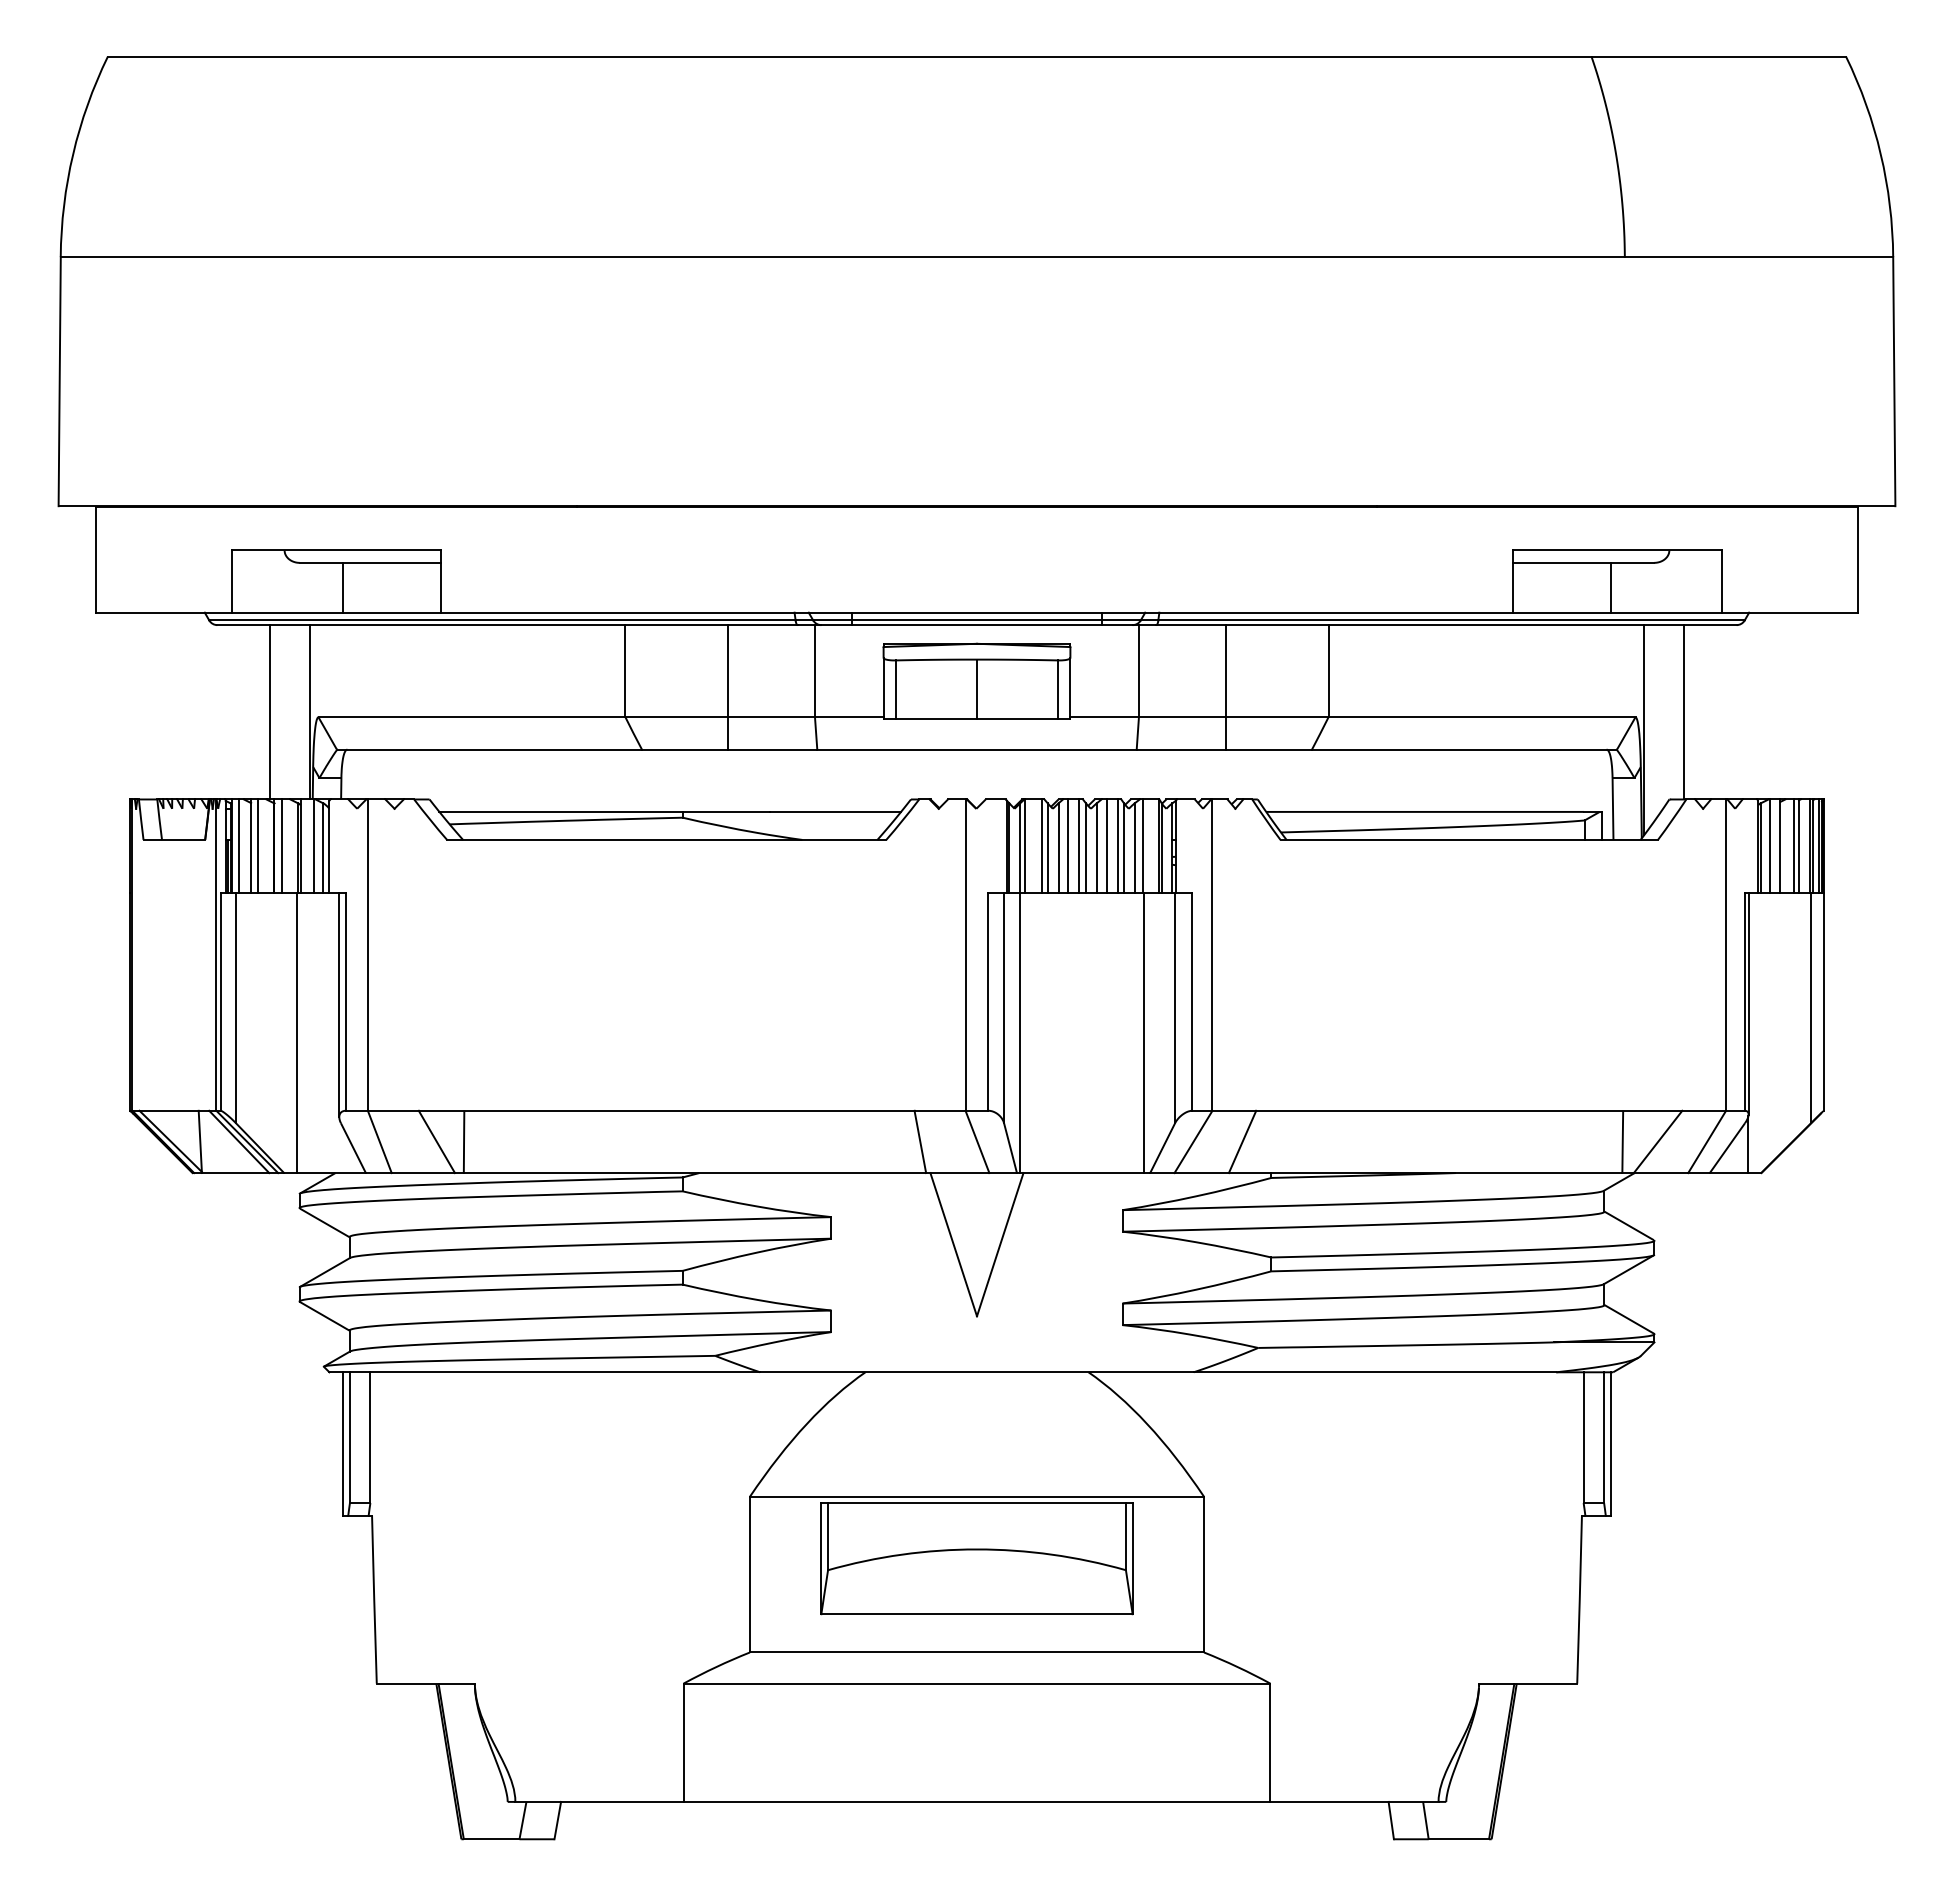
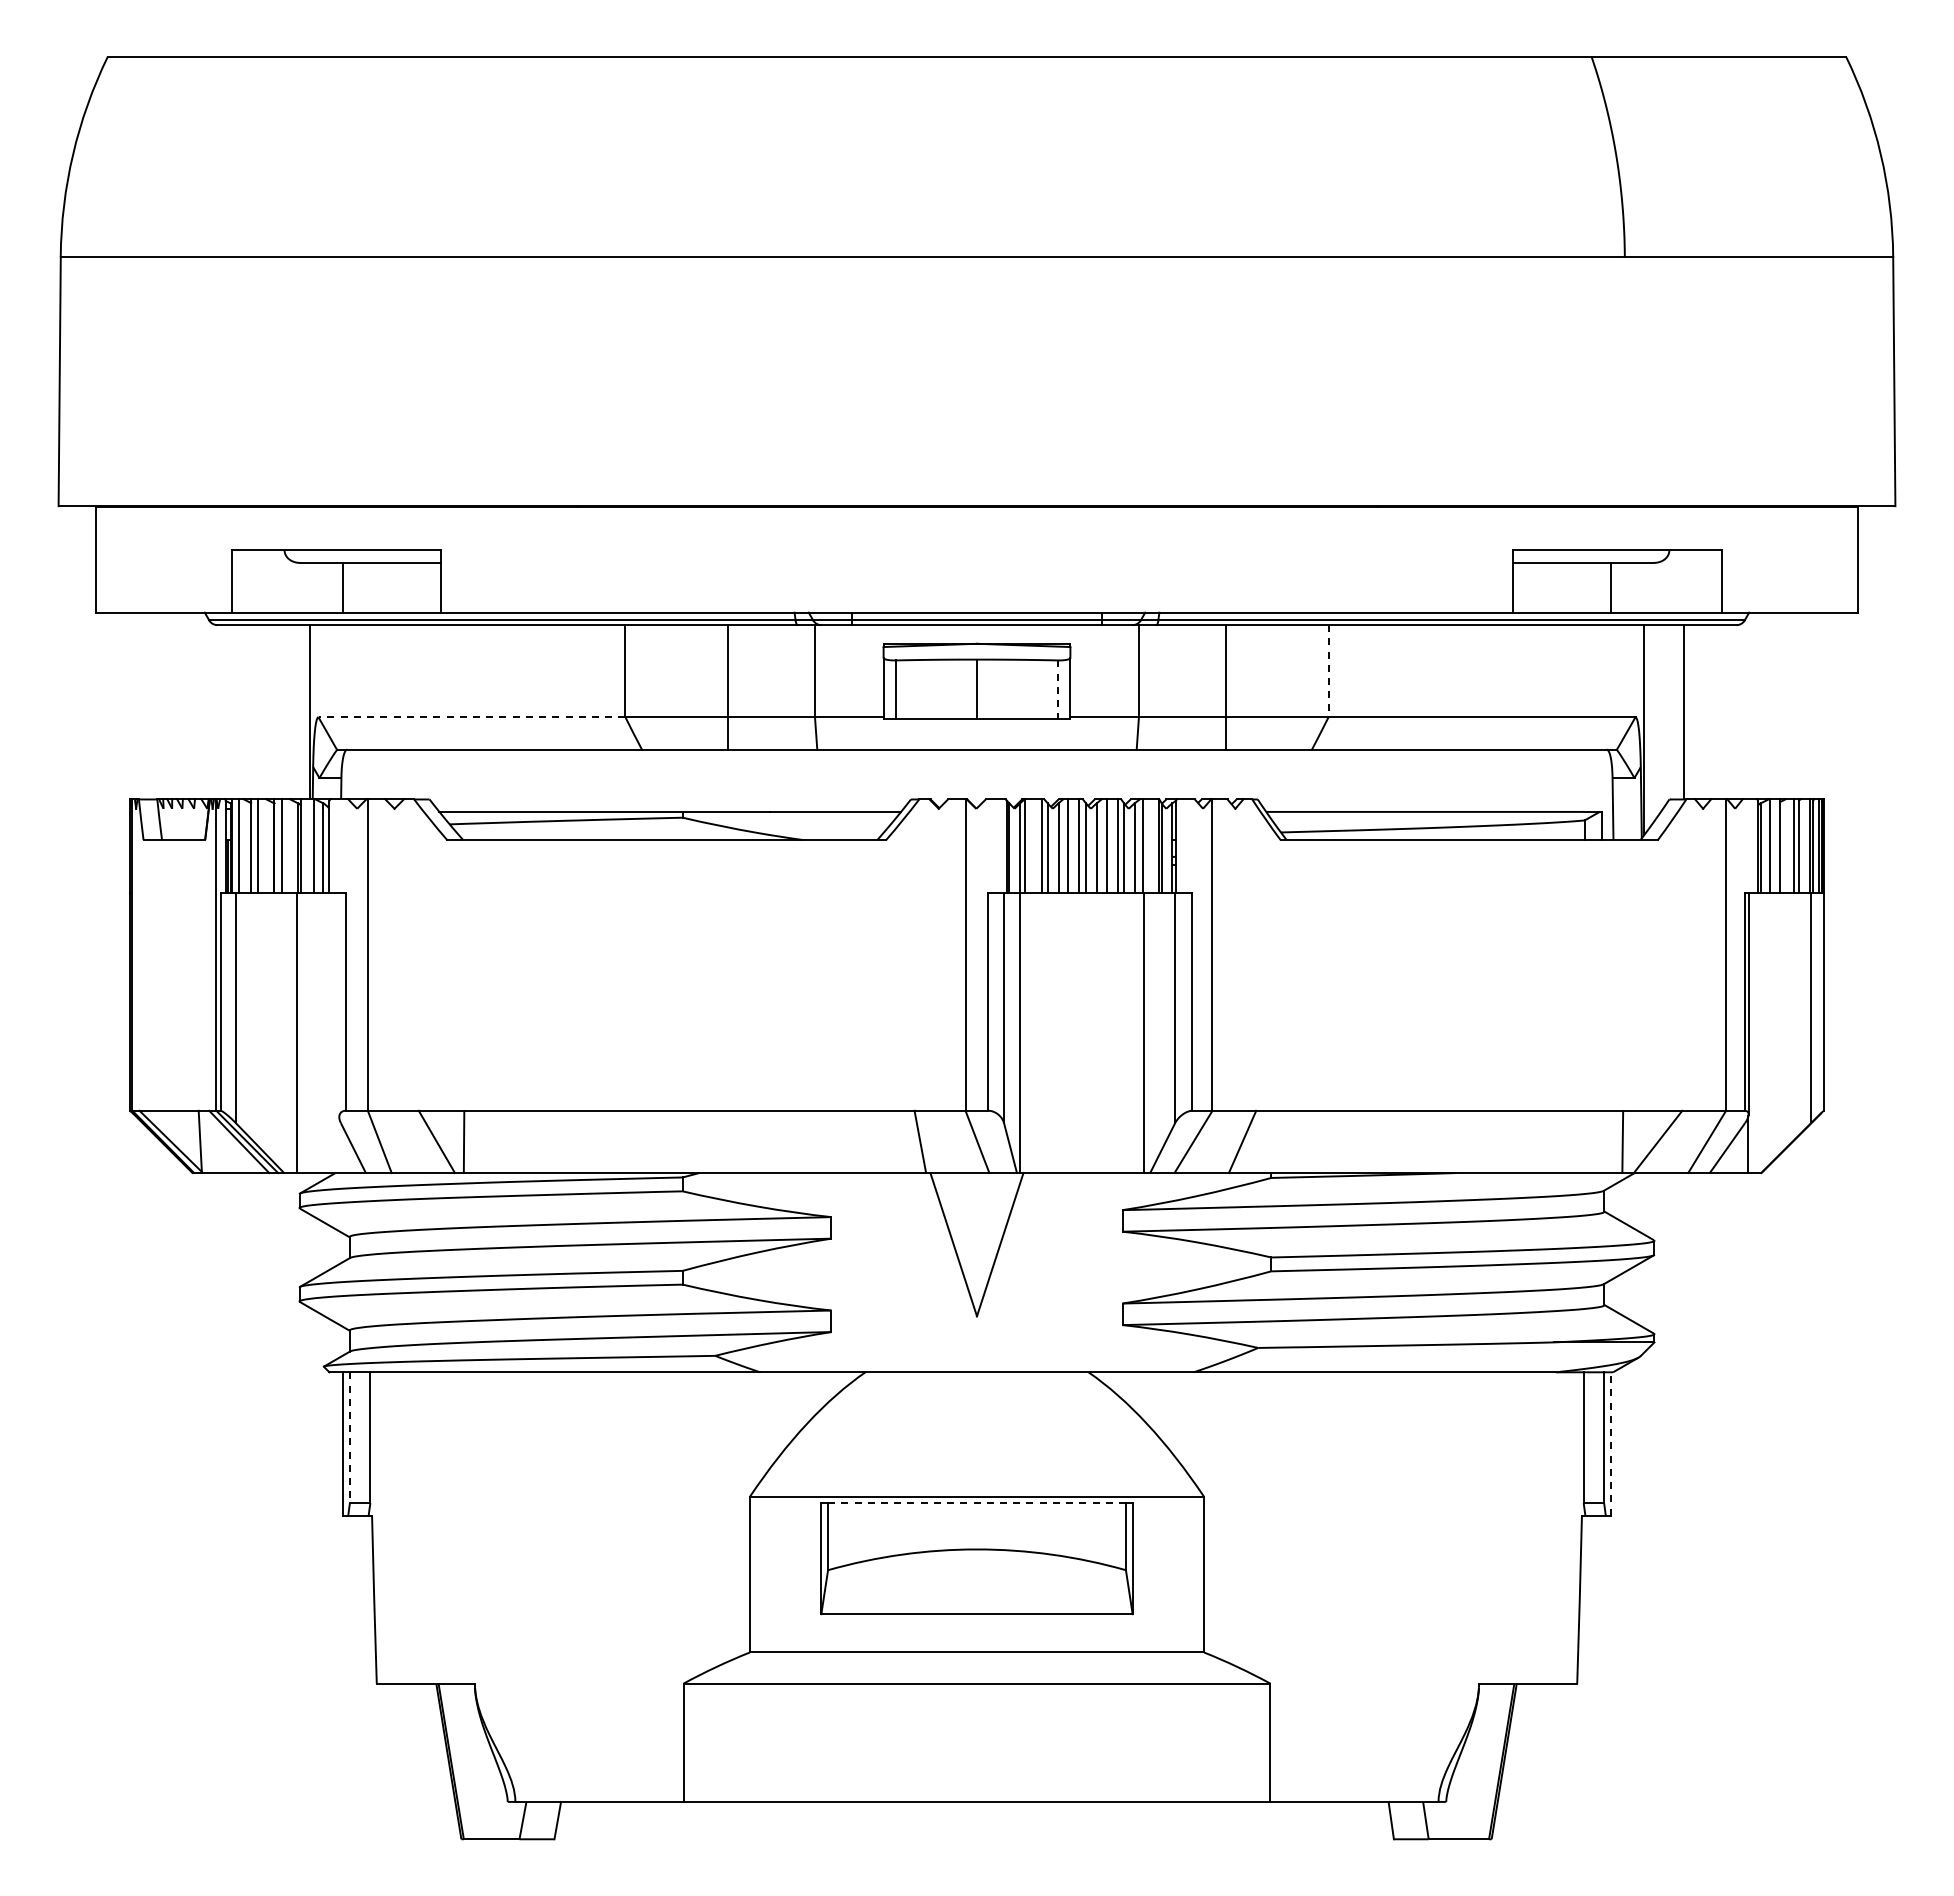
line: solid -> dashed (1328, 671)
line: solid -> dashed (1058, 689)
line: present -> none (270, 712)
line: solid -> dashed (471, 717)
line: present -> none (339, 1004)
line: solid -> dashed (349, 1438)
line: solid -> dashed (1610, 1443)
line: solid -> dashed (977, 1503)
